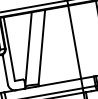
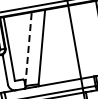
line: solid -> dashed (28, 49)
